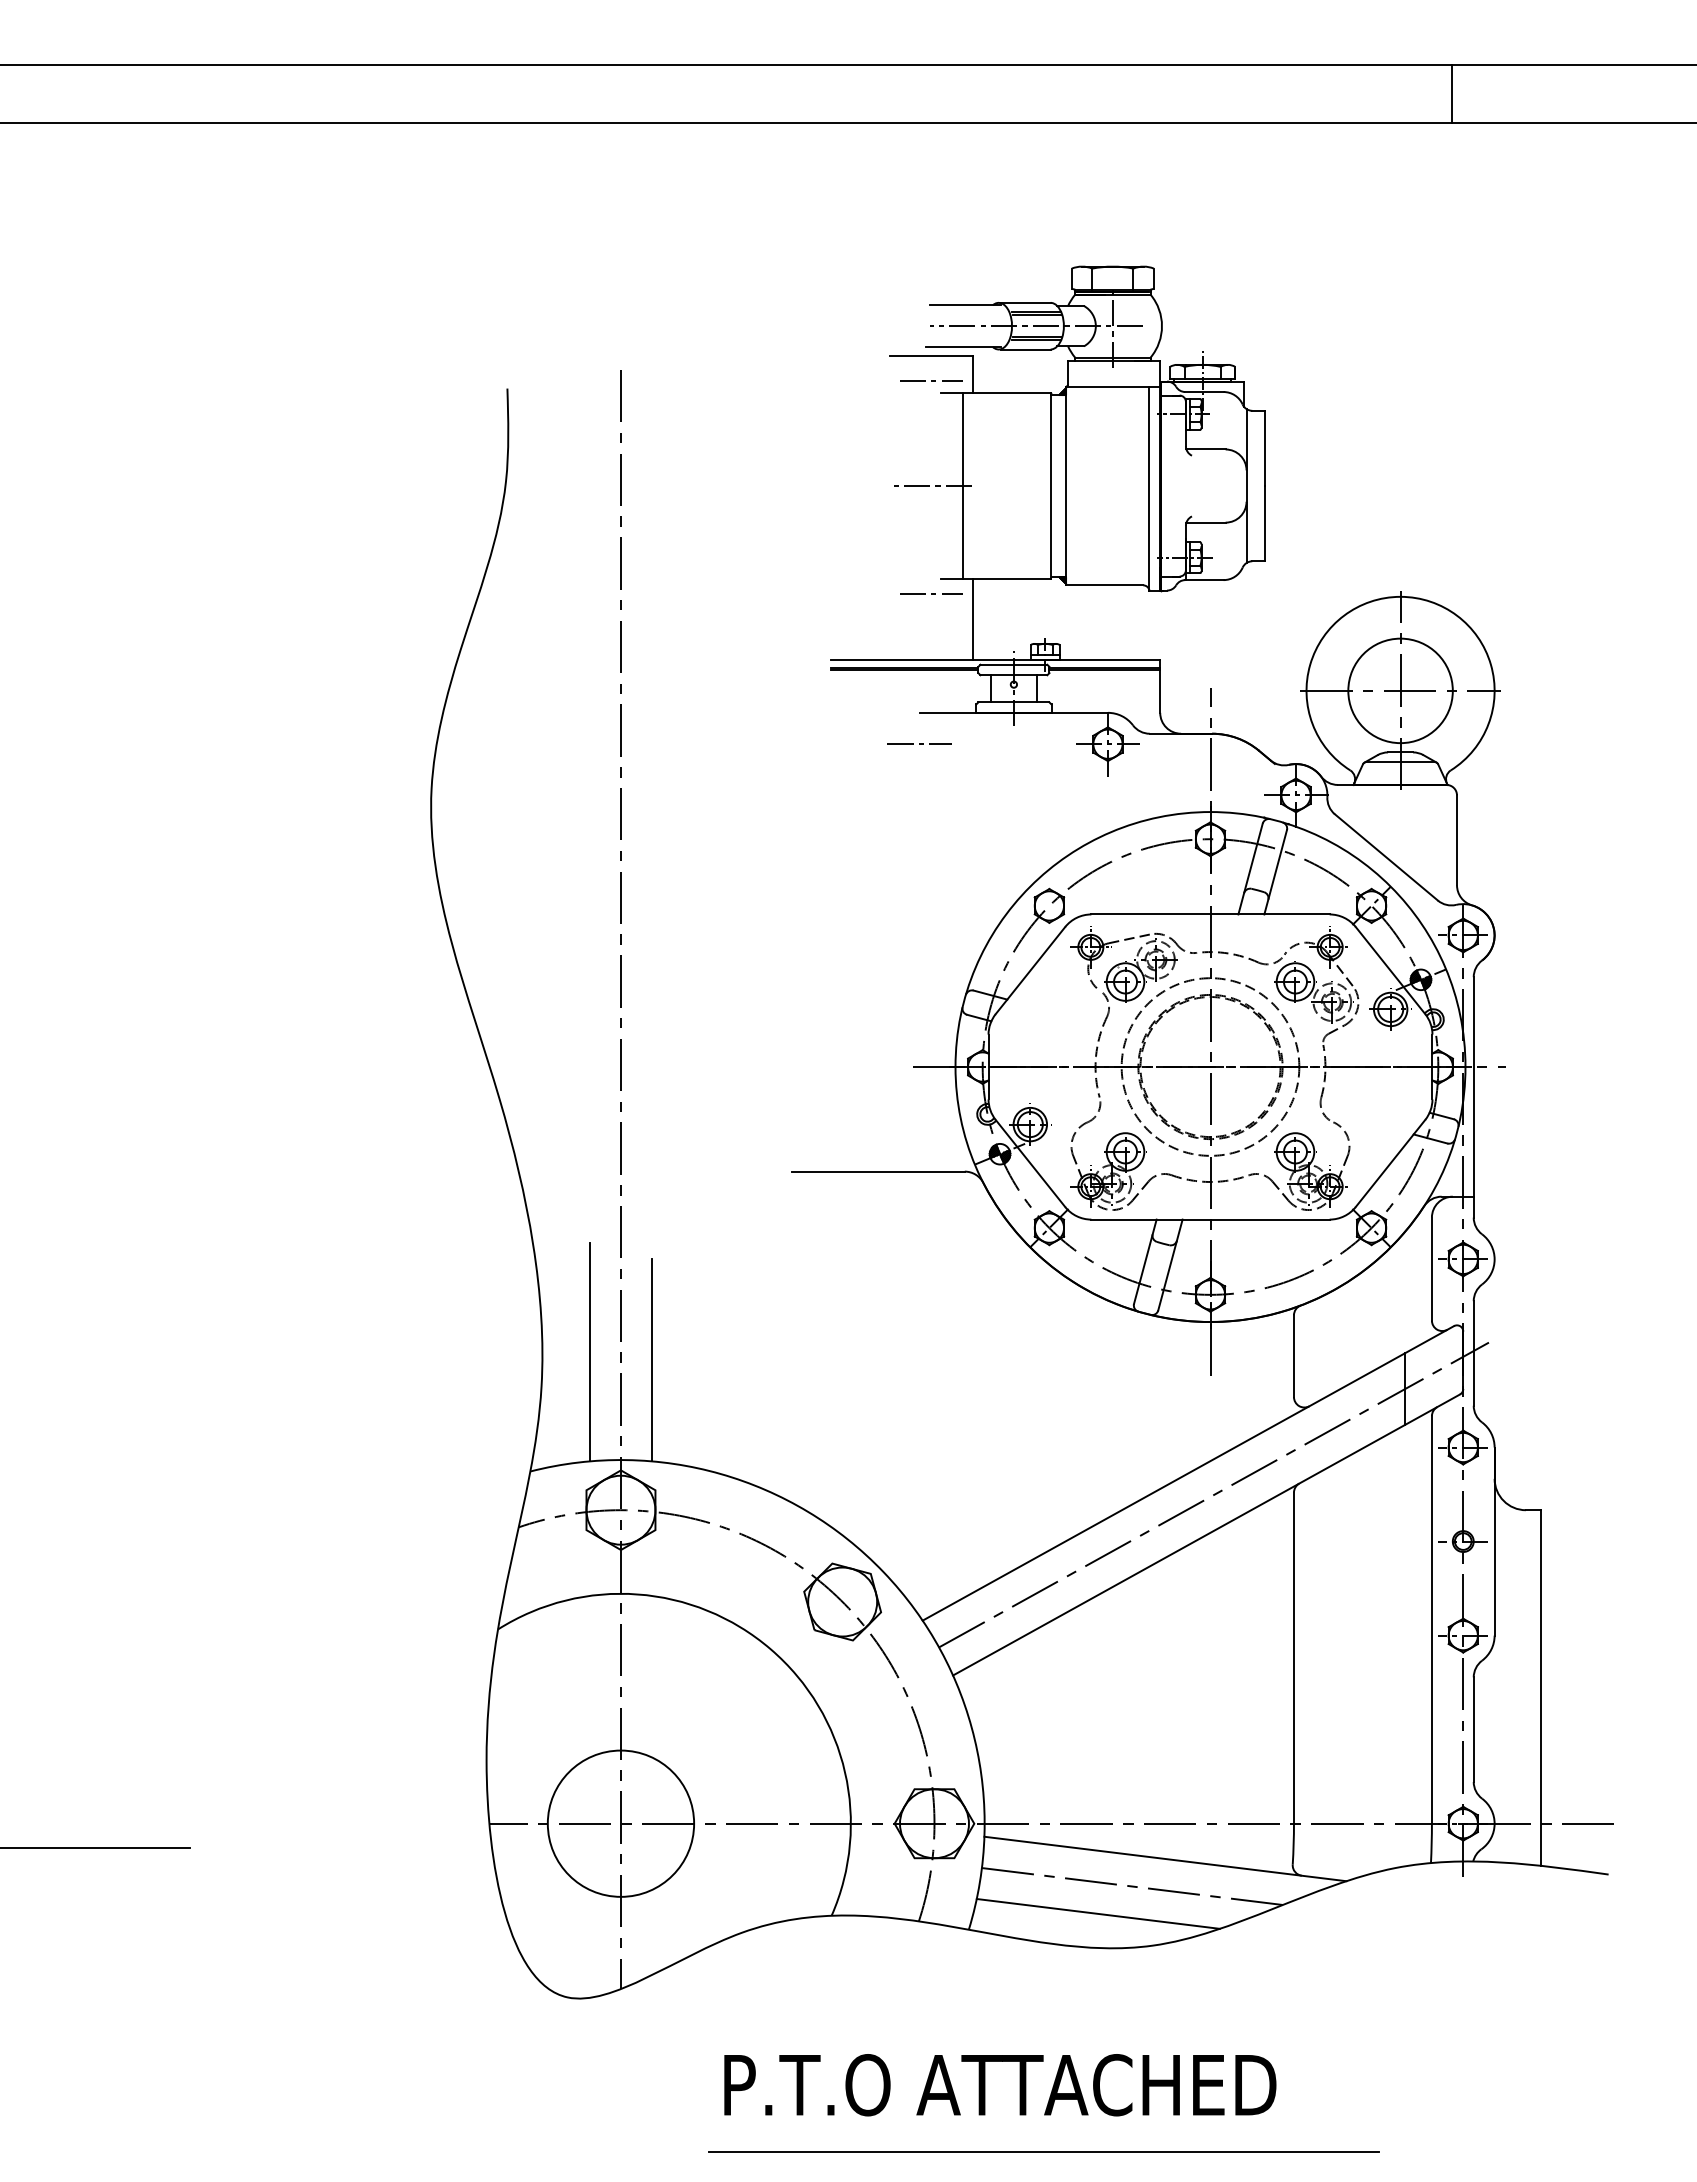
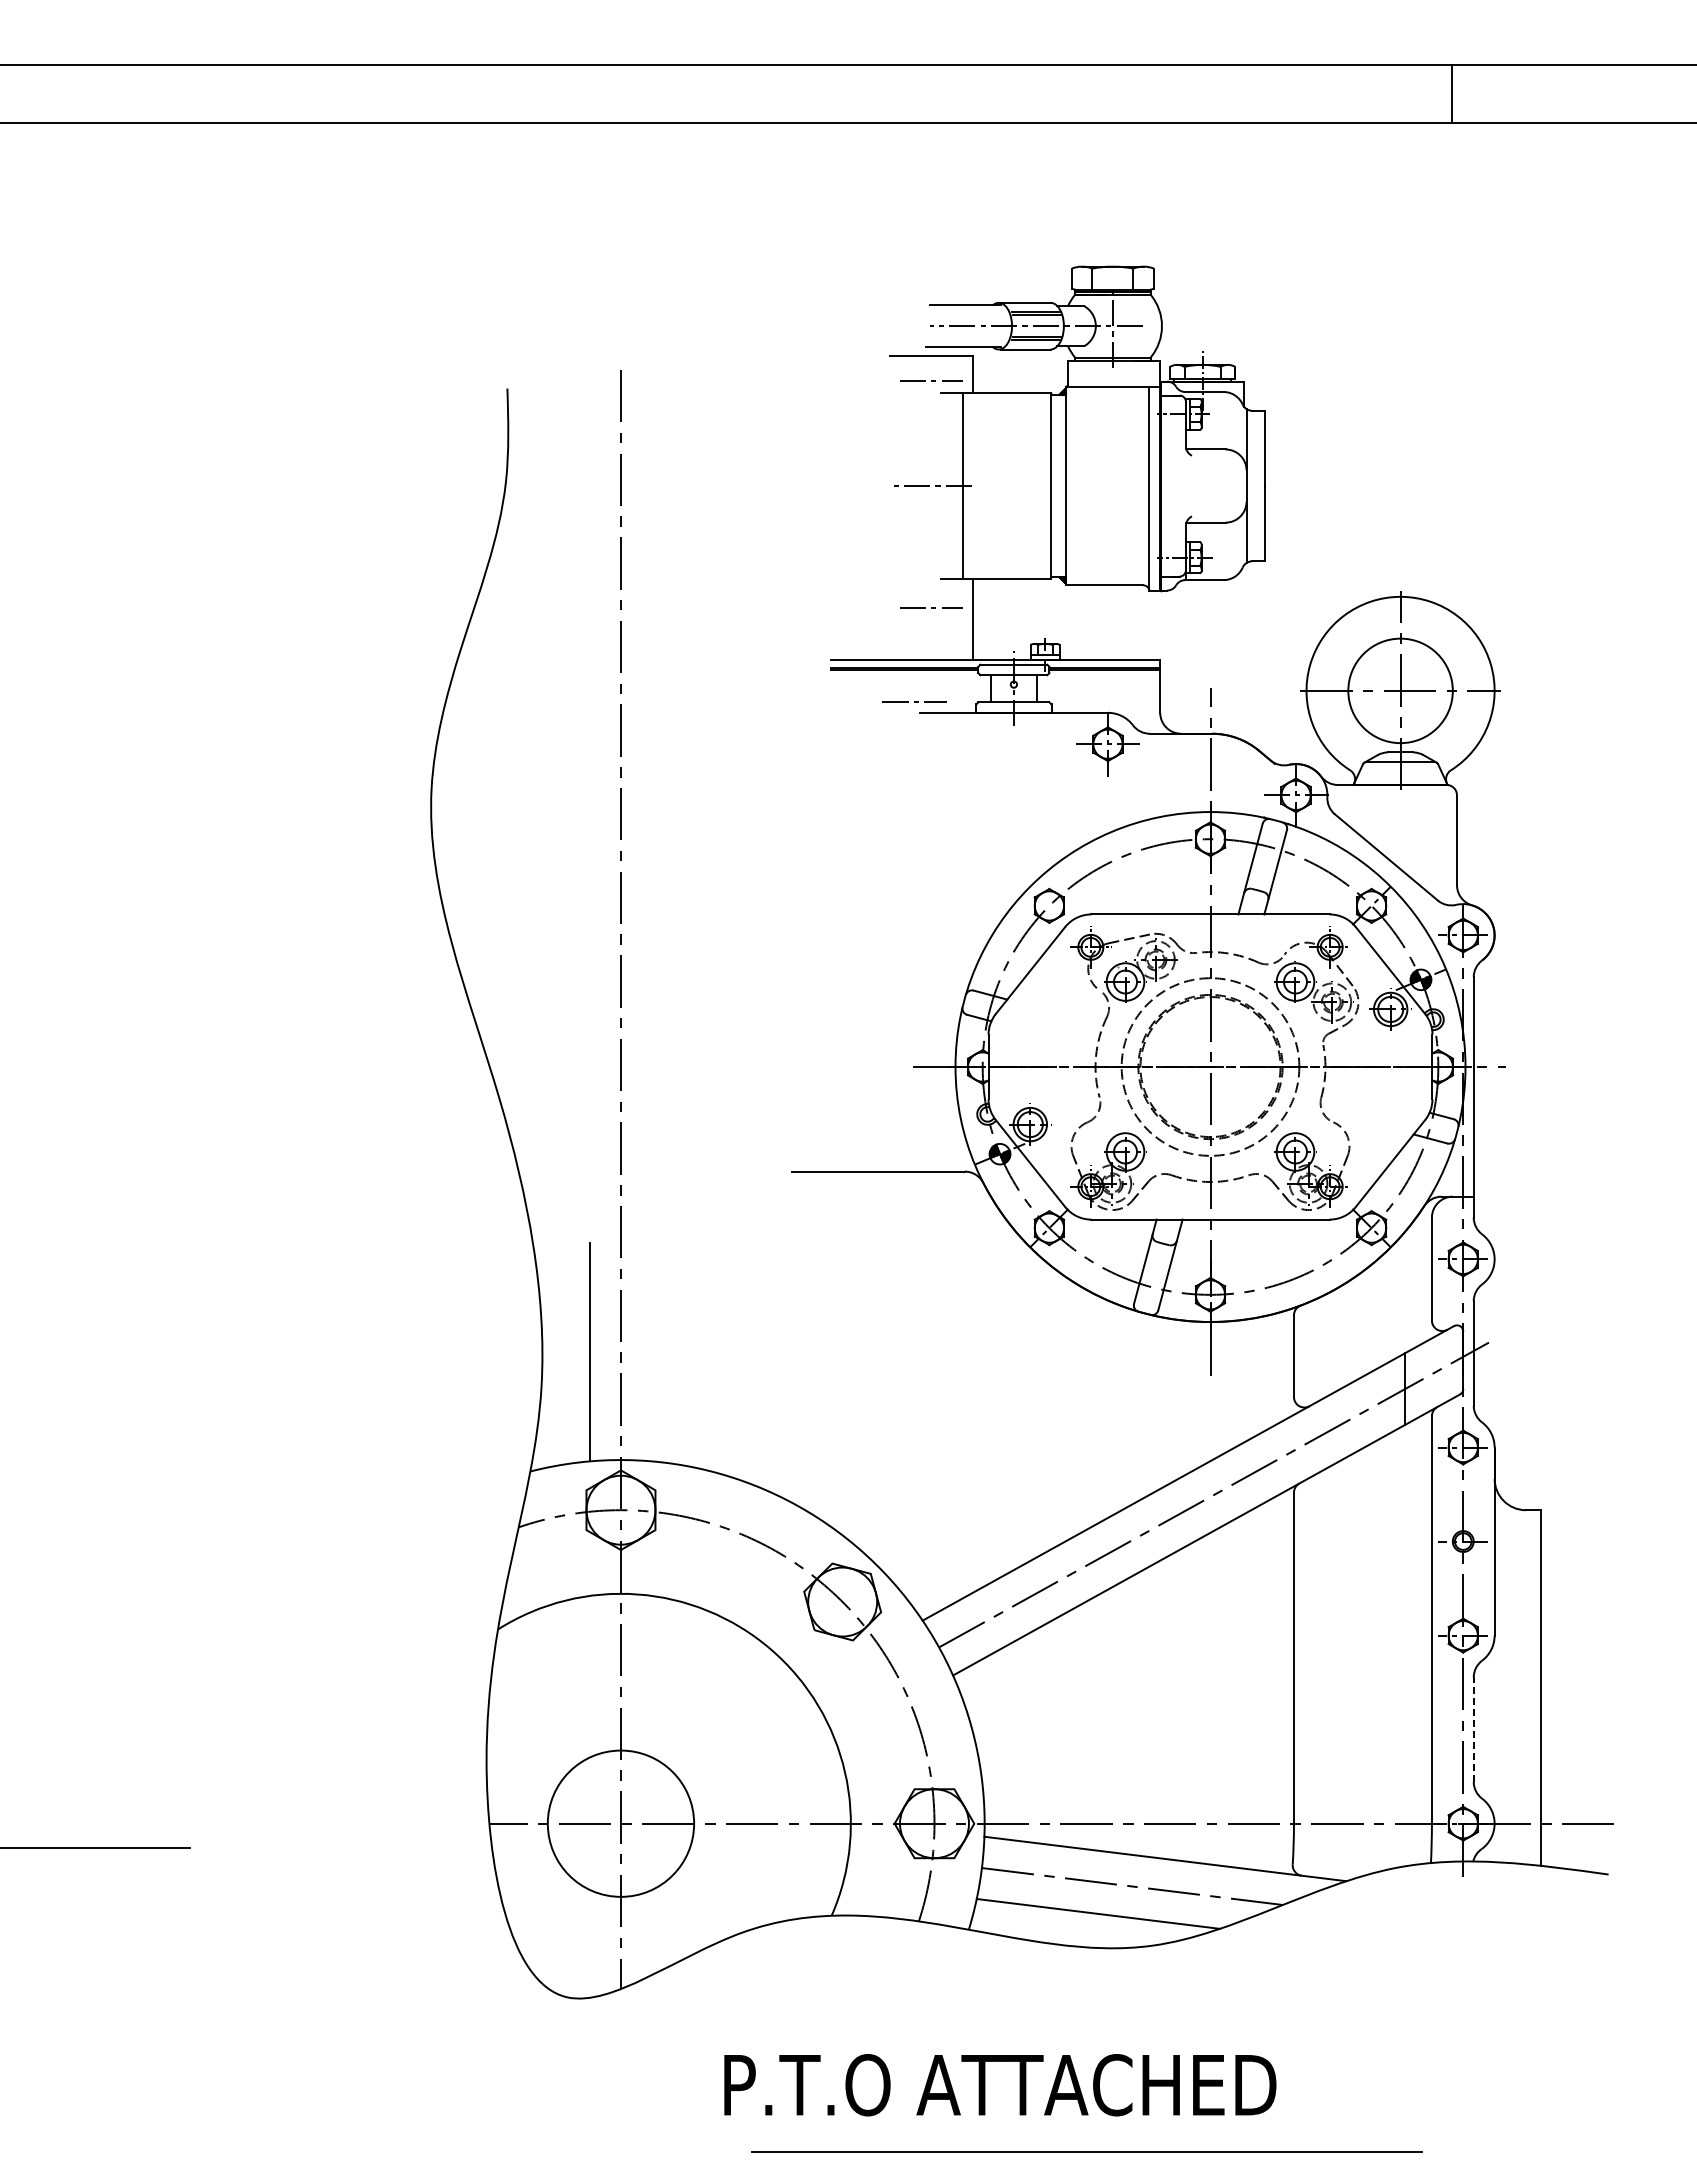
line position: (931, 593) -> (931, 607) (931, 607)
line position: (919, 743) -> (914, 701) (914, 701)
line: present -> none (652, 1360)
line: solid -> dashed (1473, 1729)
line position: (1043, 2151) -> (1086, 2151) (1086, 2151)
